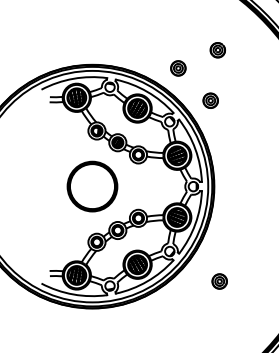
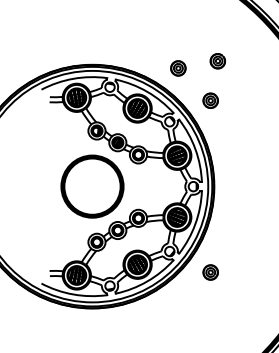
part position: (217, 50) -> (217, 61) (217, 61)
part size: 53x53 px -> 65x65 px (92, 186)
part position: (219, 281) -> (210, 272) (210, 272)
